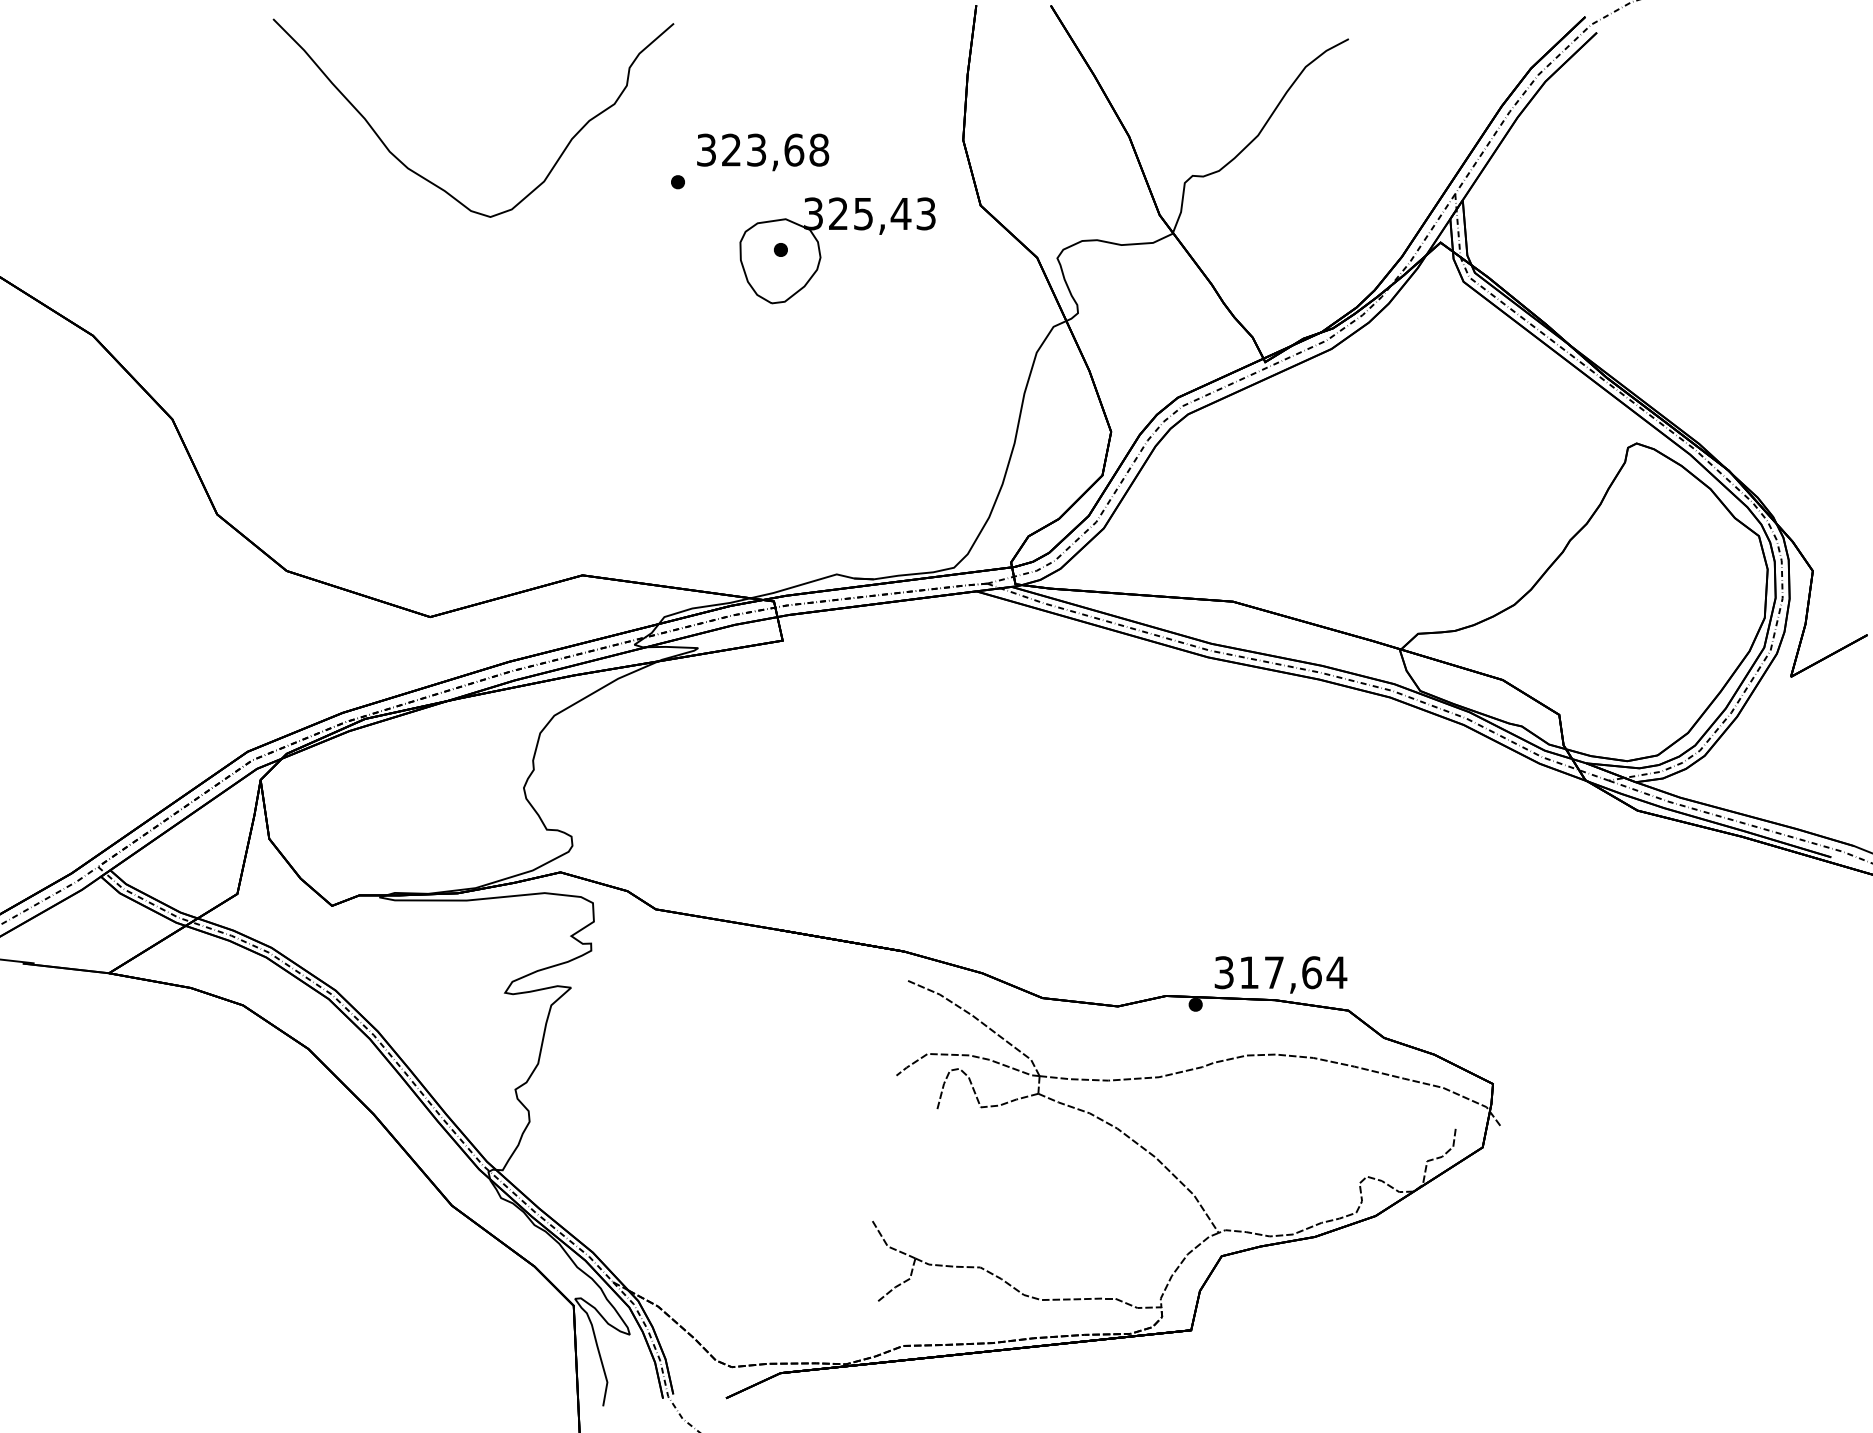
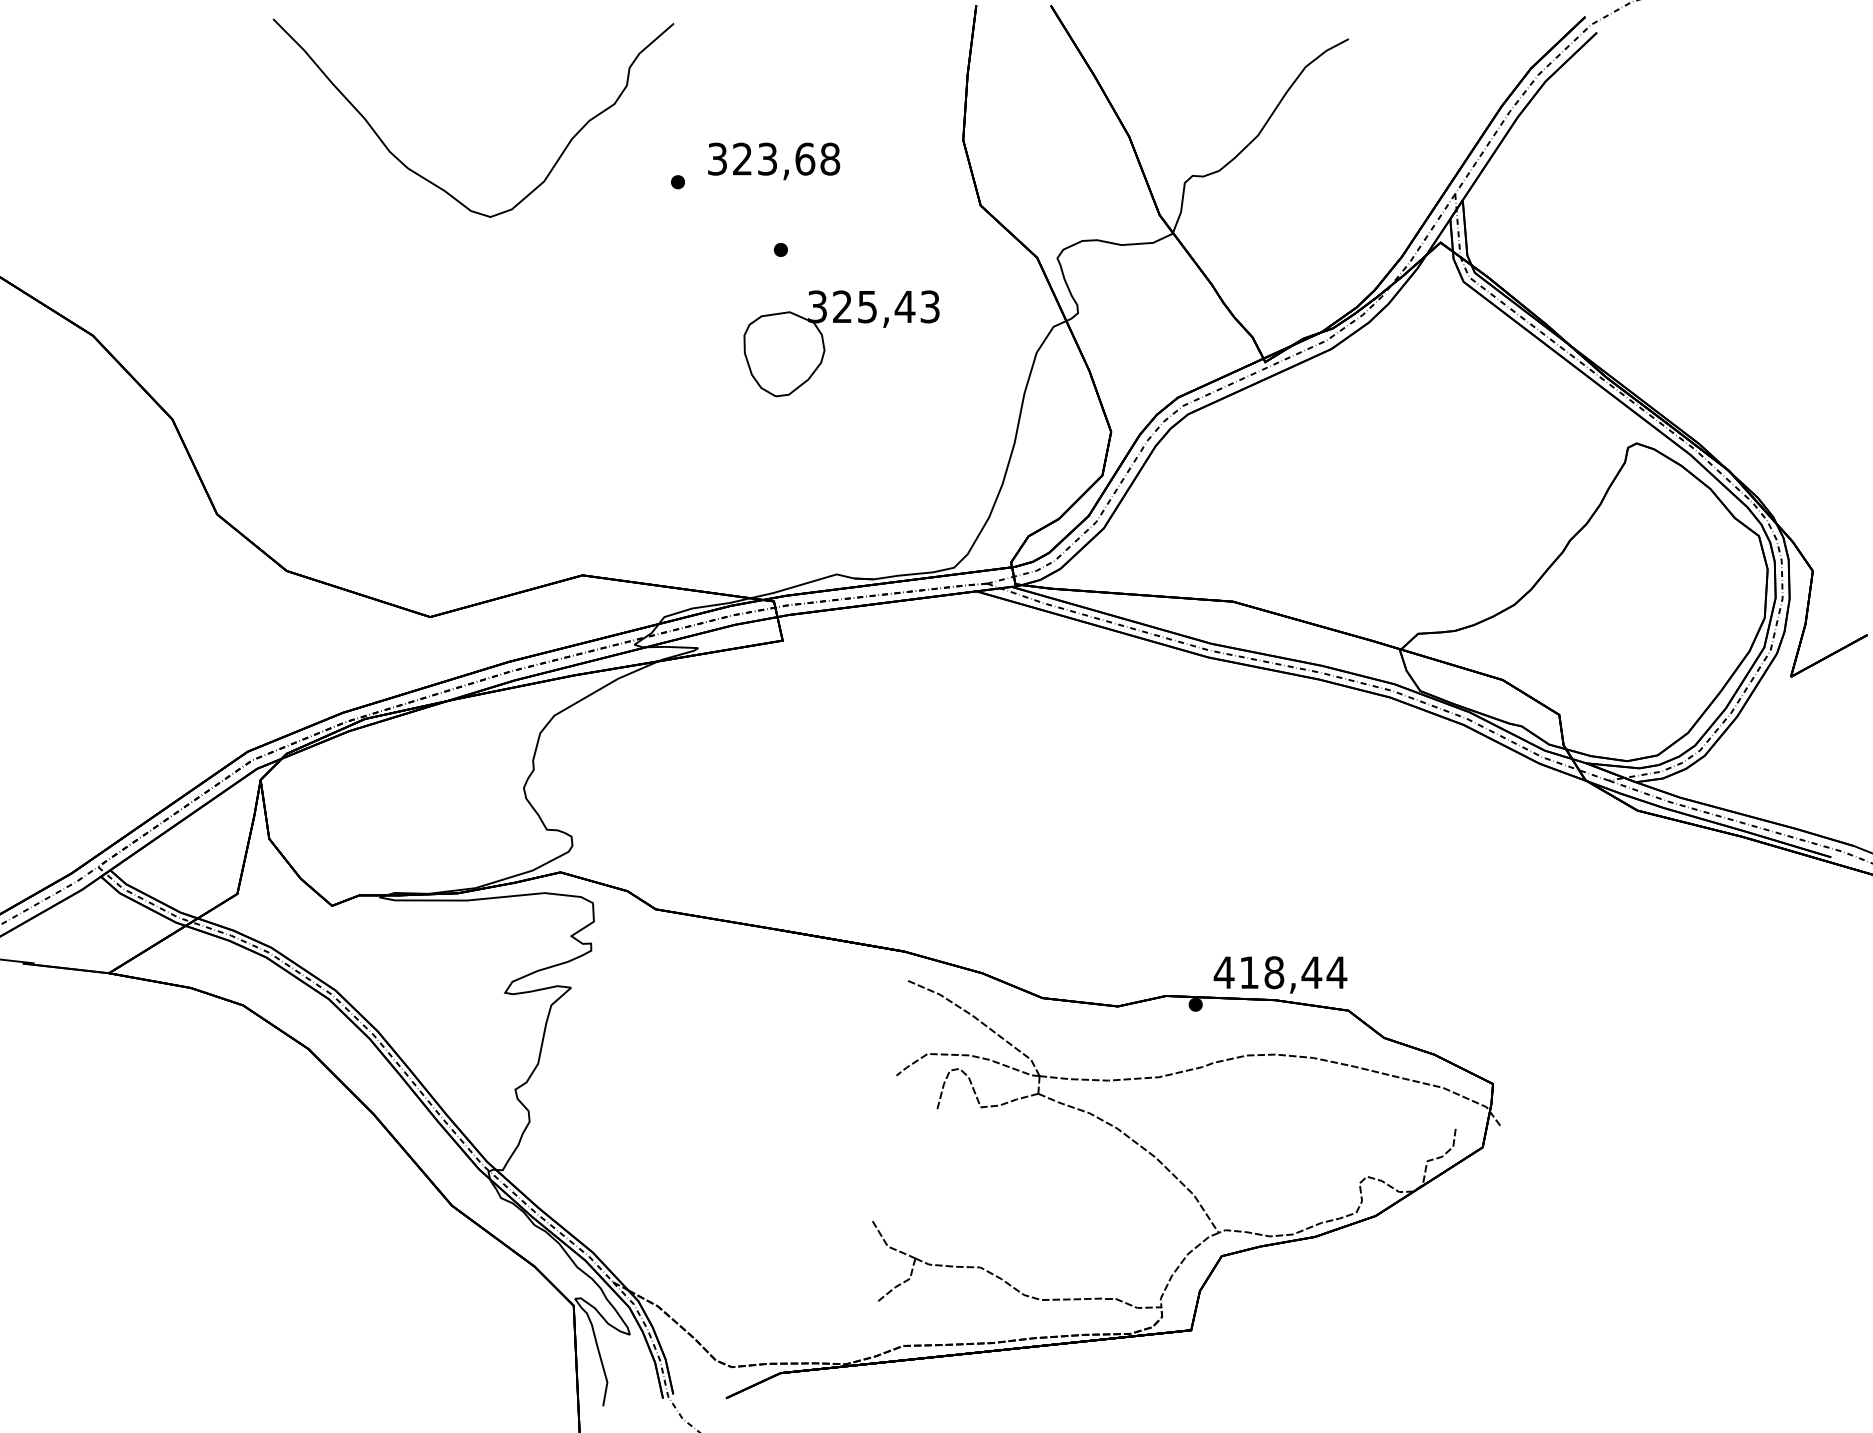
text position: (763, 152) -> (774, 161) (774, 161)
part position: (821, 255) -> (825, 348) (825, 348)
text: 317,64 -> 418,44 (1267, 972)
